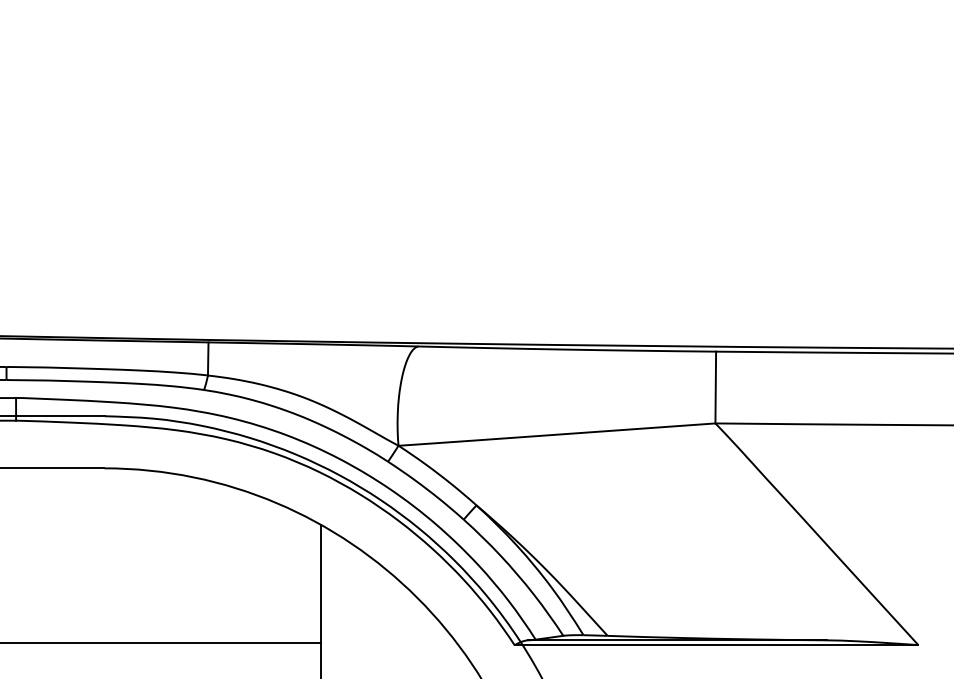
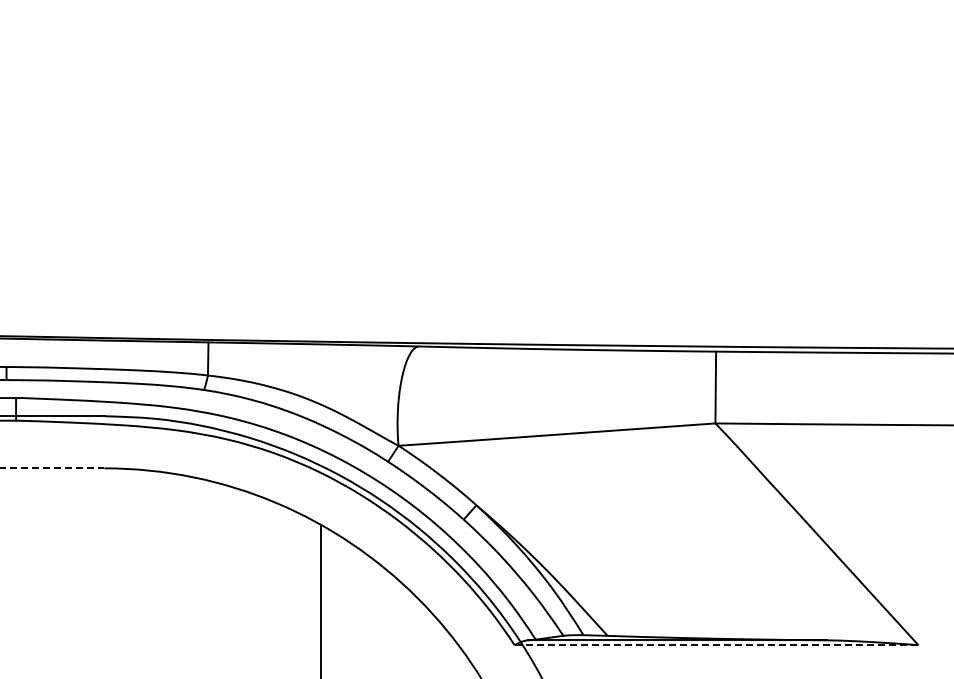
line: solid -> dashed (52, 468)
line: present -> none (161, 643)
line: solid -> dashed (716, 645)
